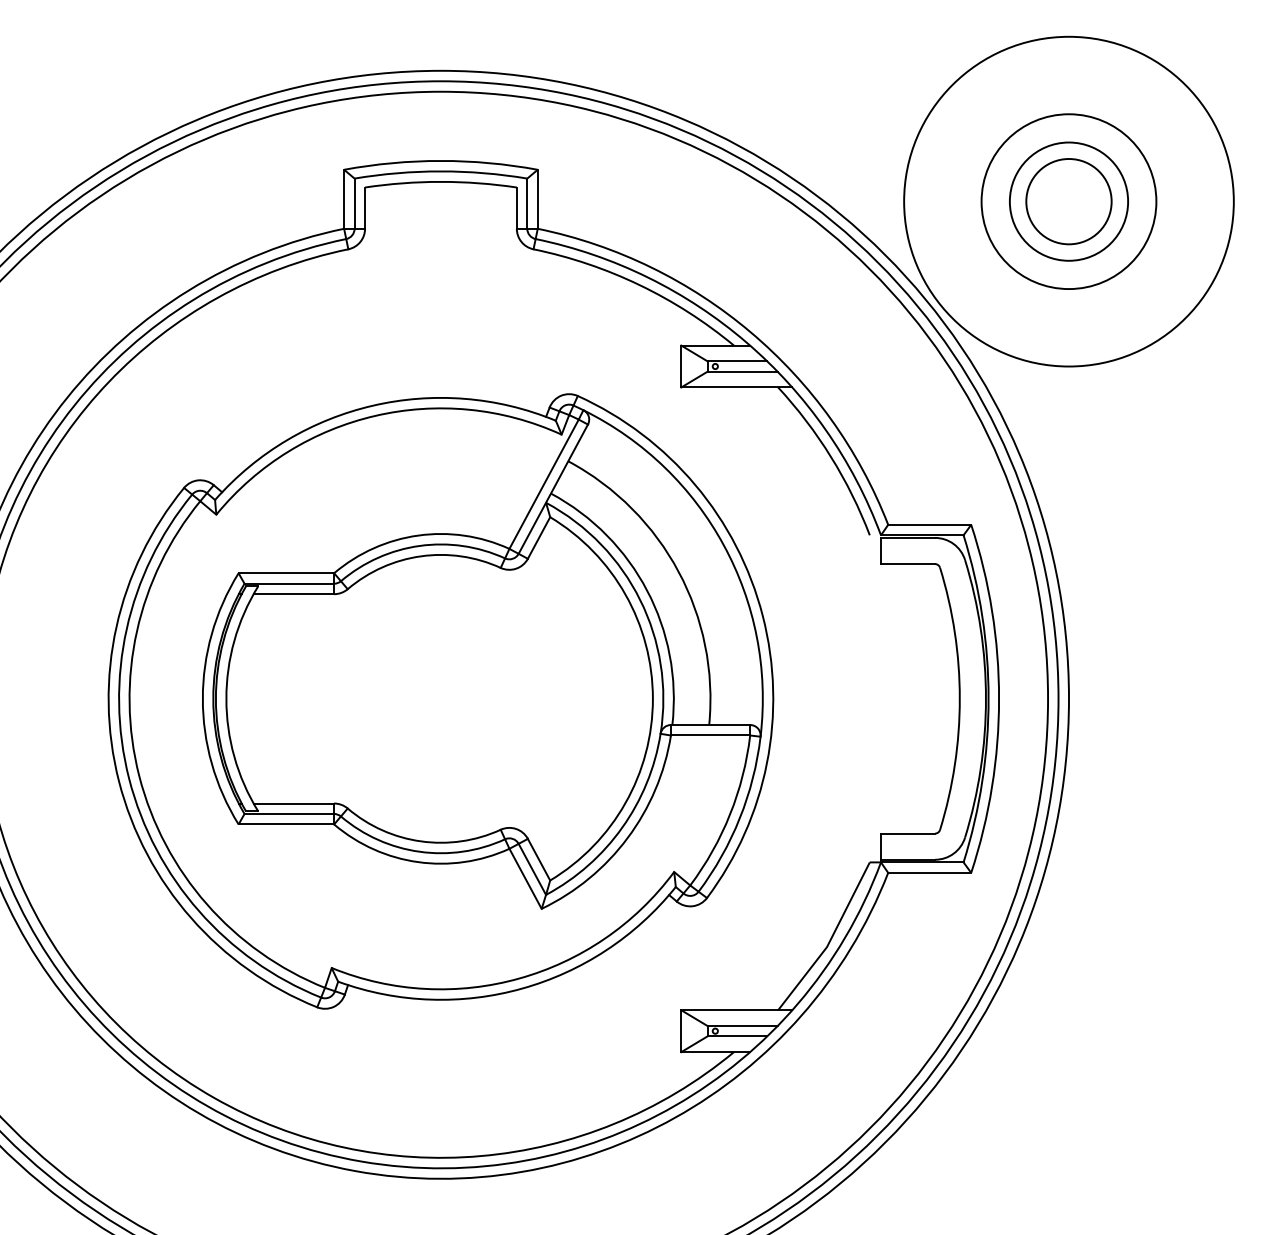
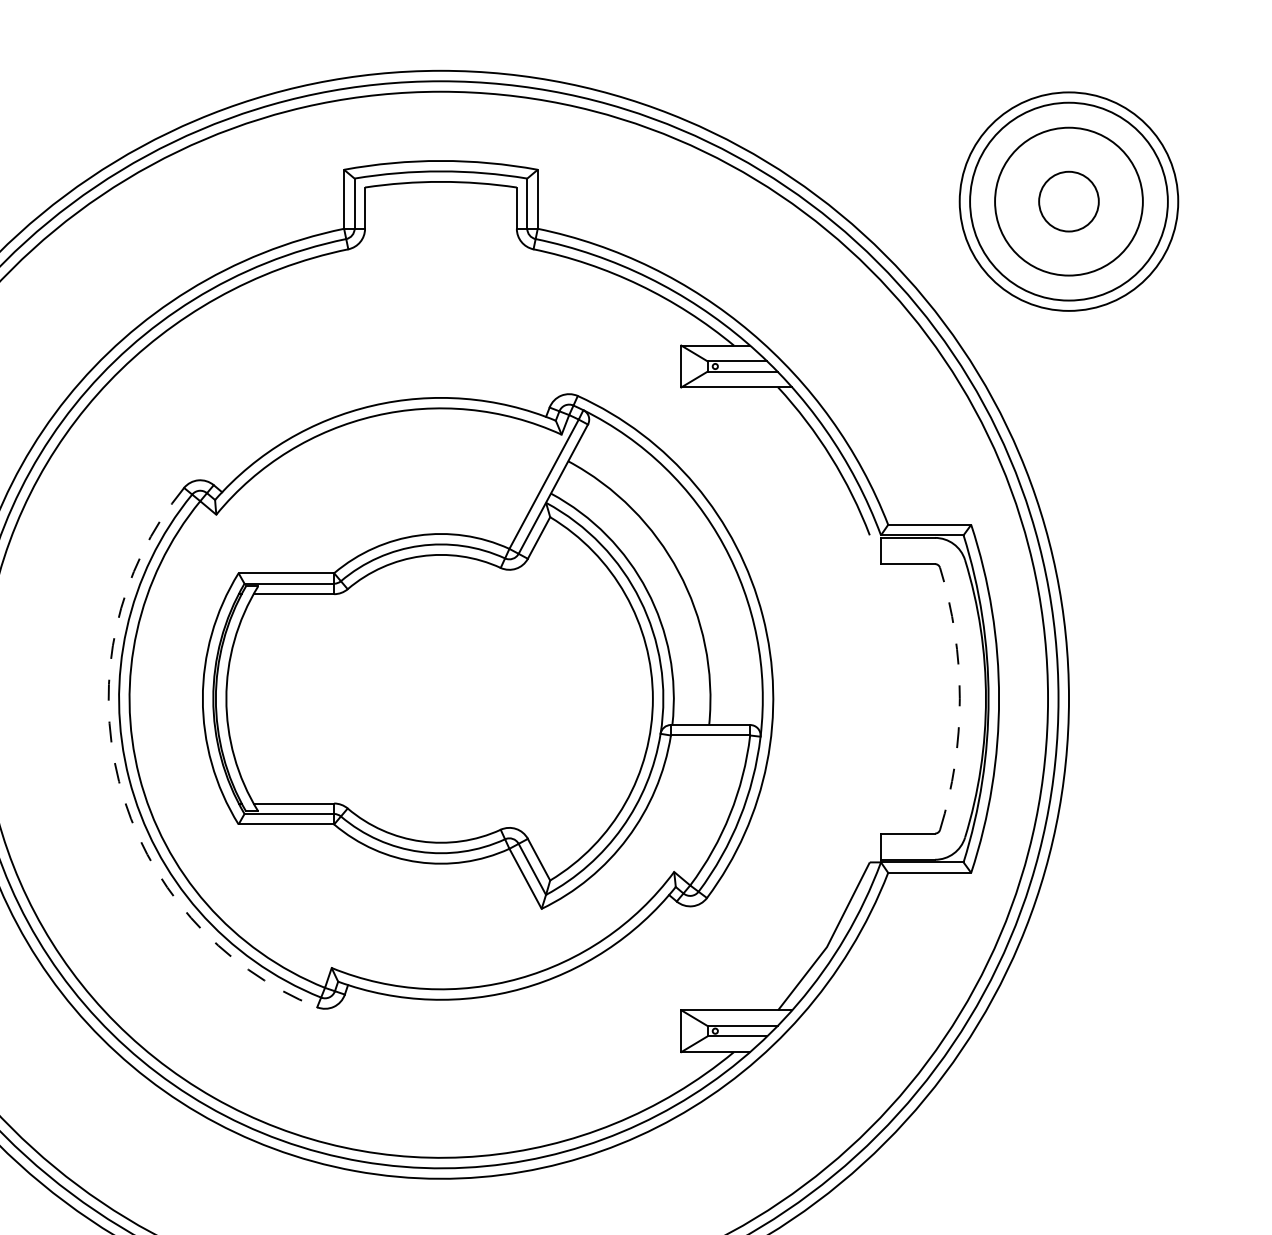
circle diameter: 118 px -> 148 px (1068, 201)
circle diameter: 175 px -> 219 px (1068, 201)
circle diameter: 330 px -> 198 px (1068, 201)
circle diameter: 85 px -> 60 px (1068, 201)
arc: solid -> dashed (959, 698)
arc: solid -> dashed (119, 781)
